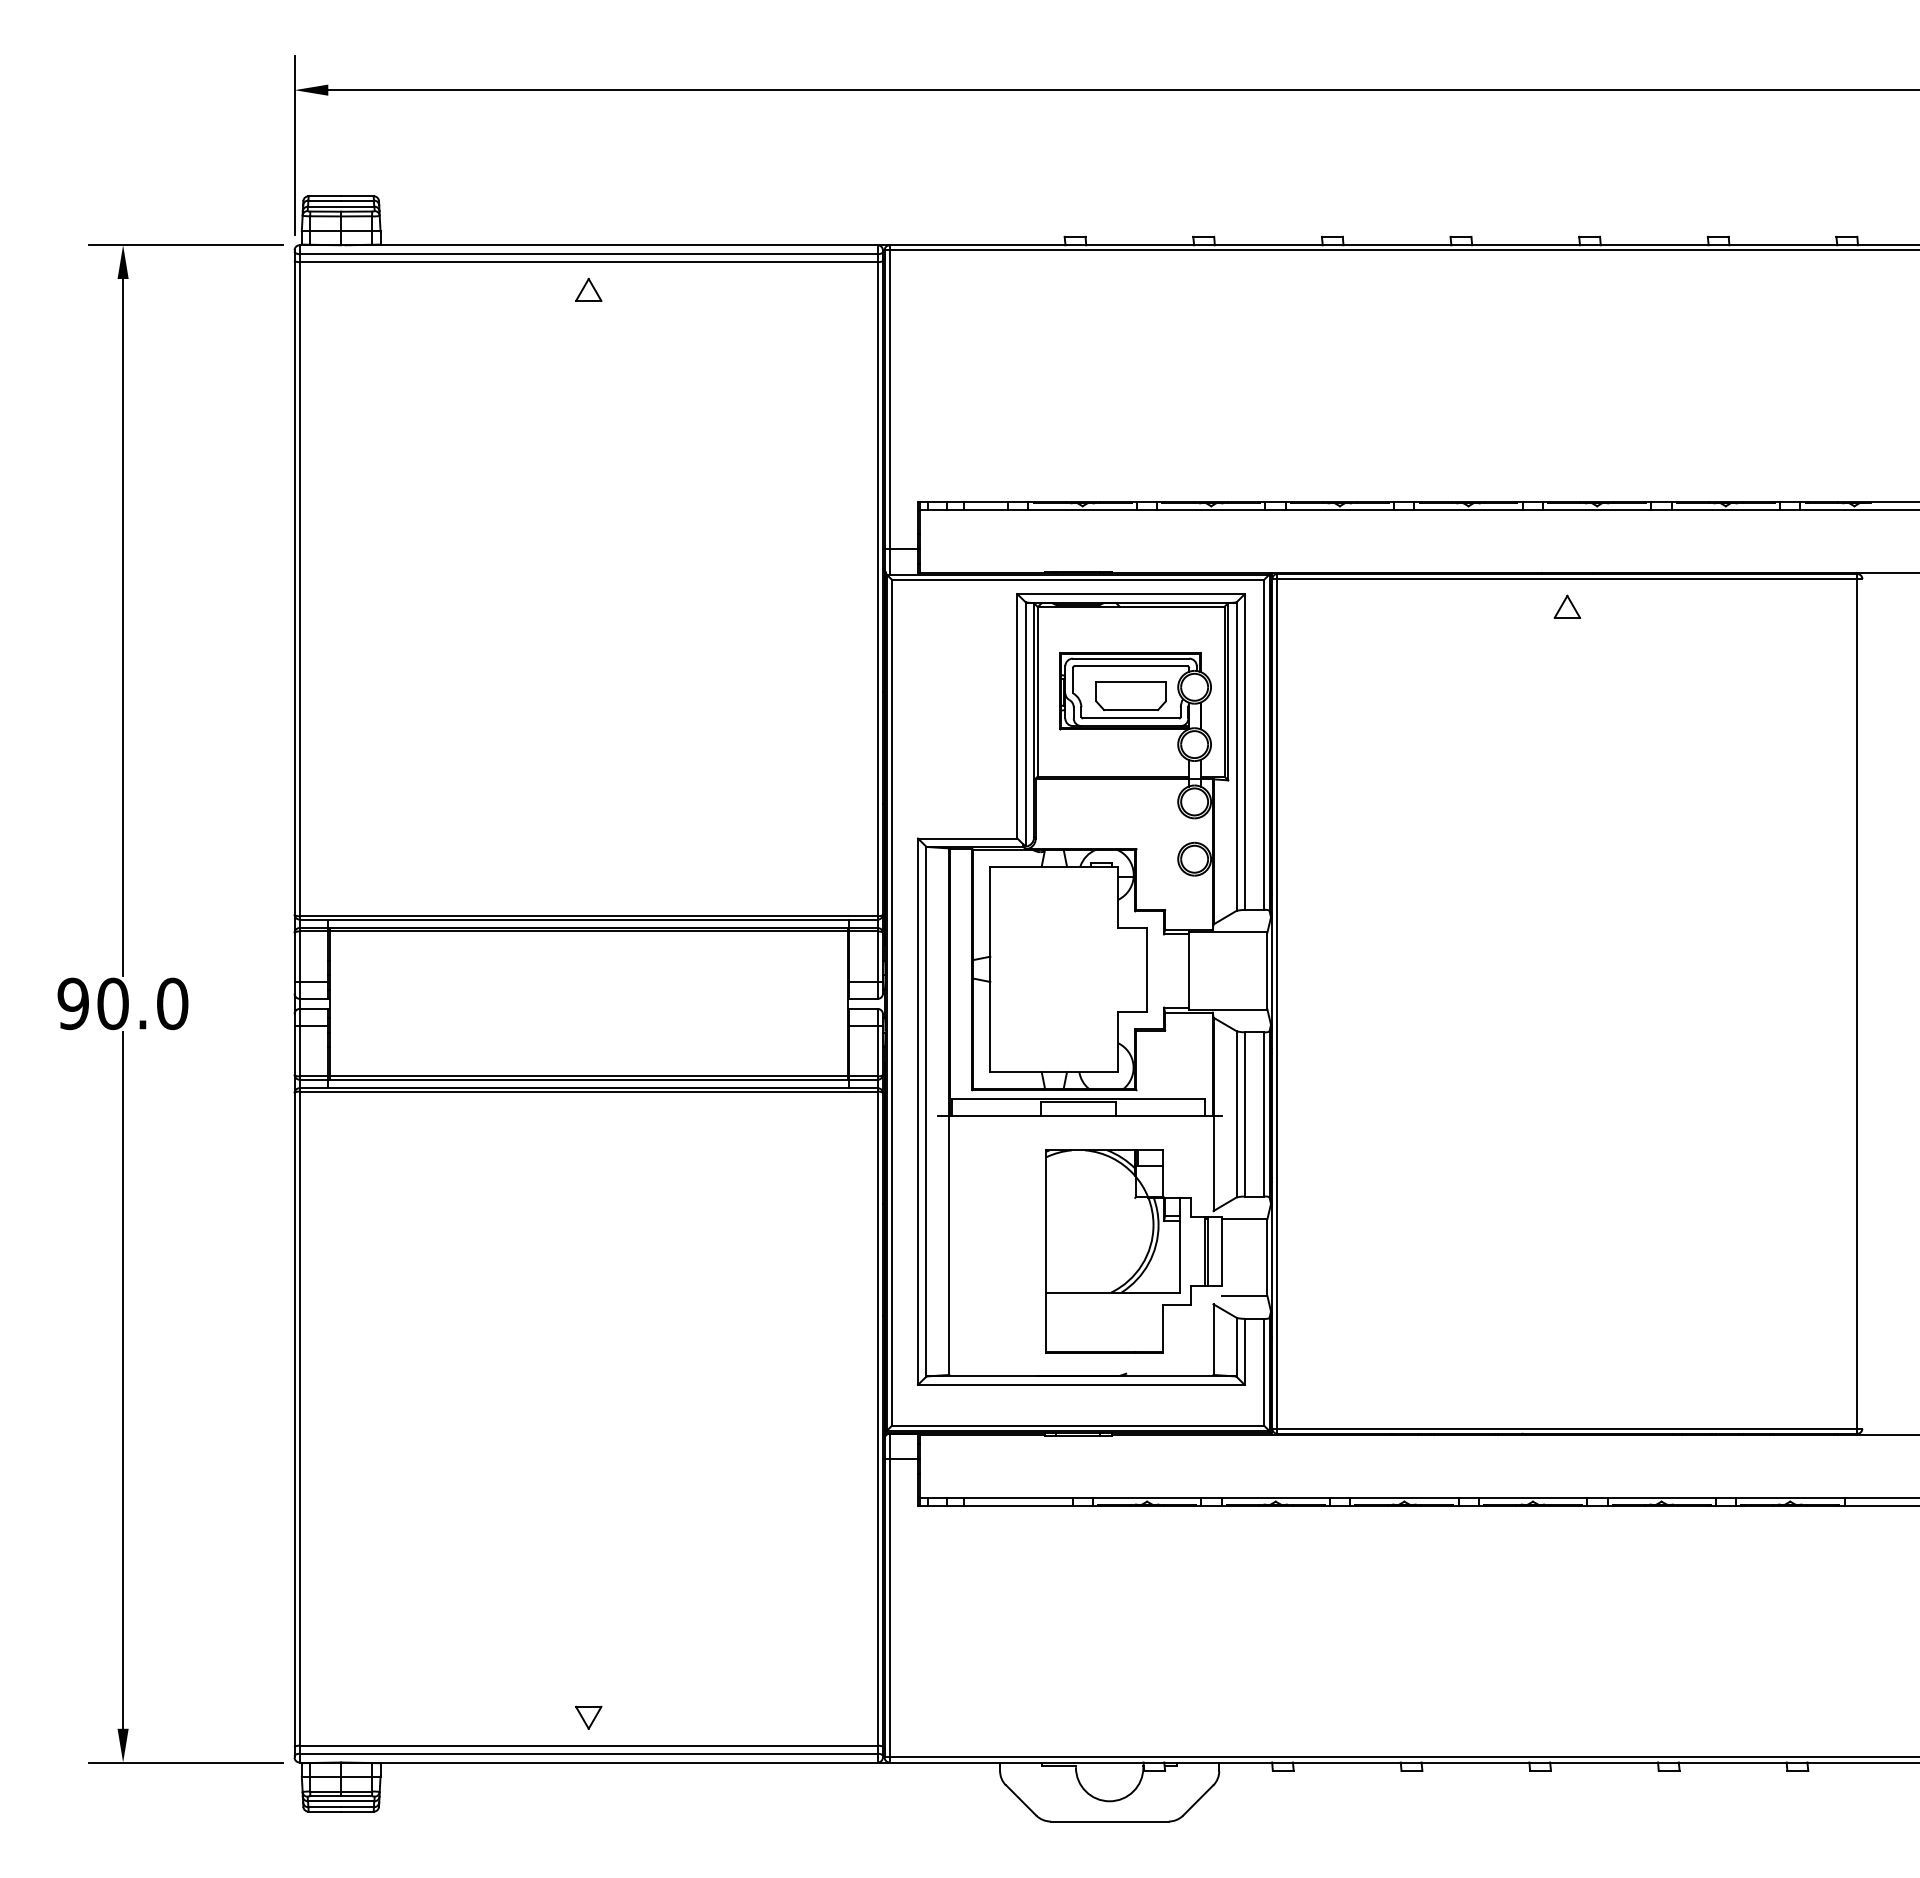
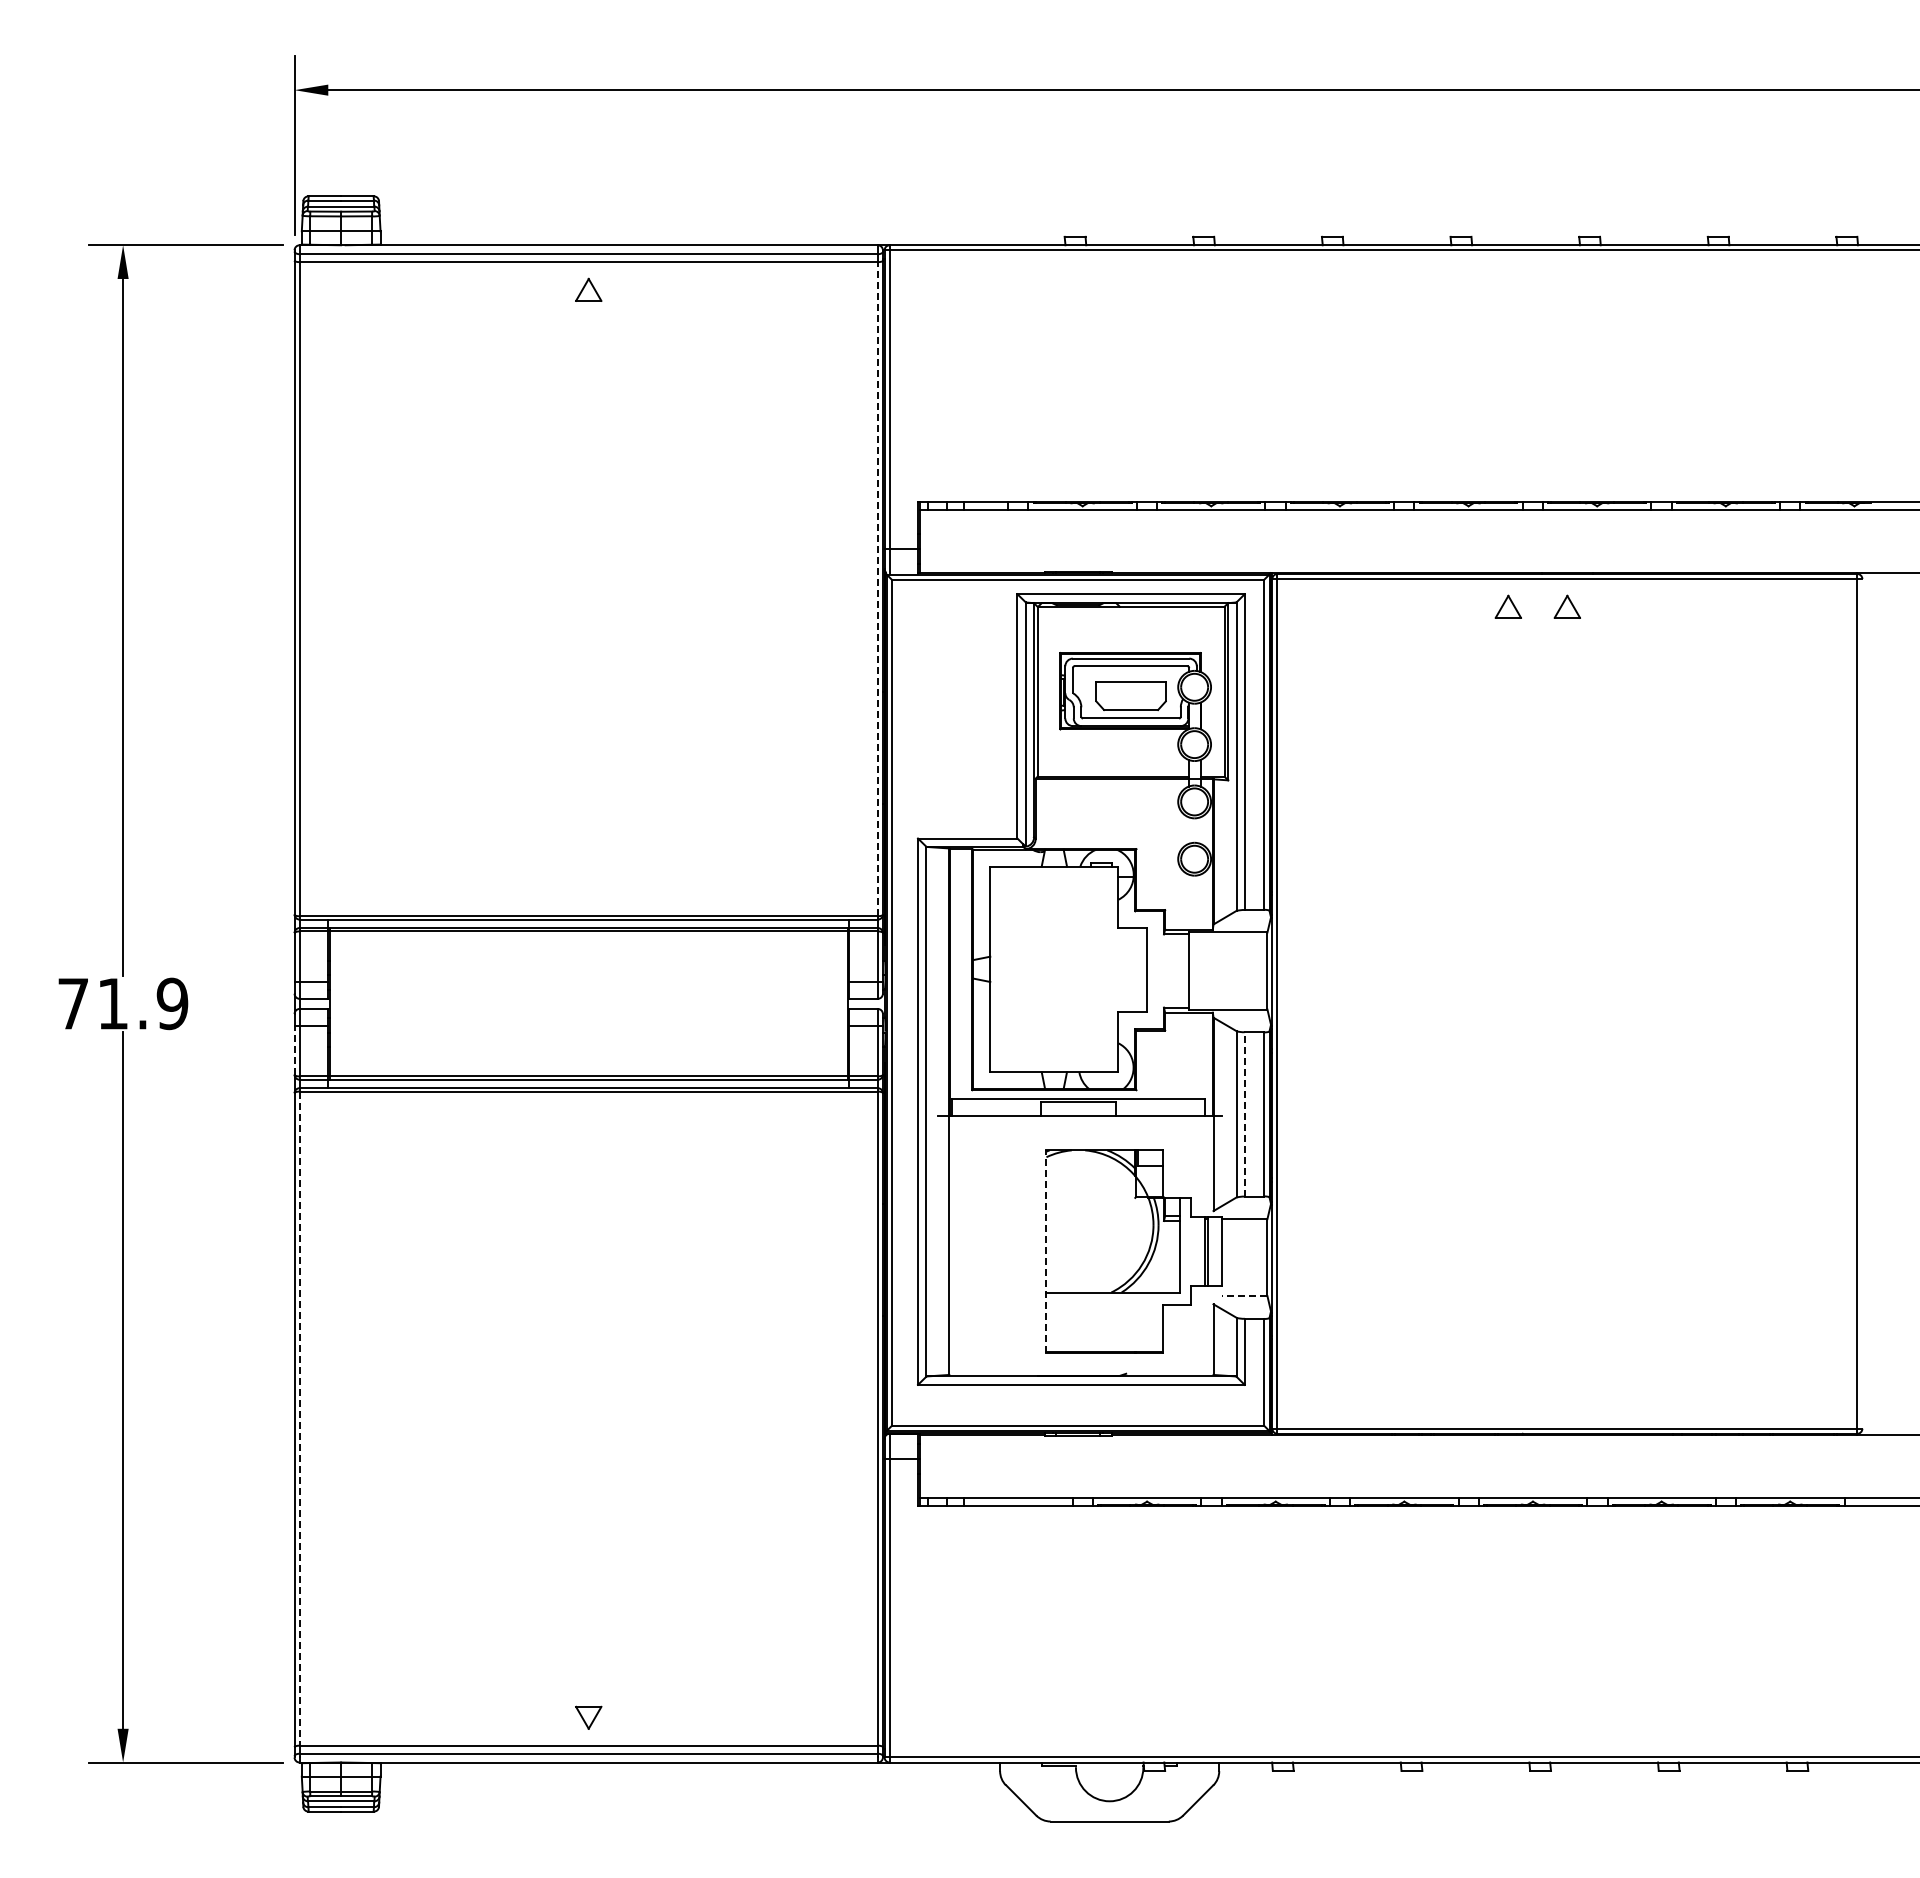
line: solid -> dashed (877, 588)
part: none -> present (1507, 606)
text: 90.0 -> 71.9 (122, 1003)
line: solid -> dashed (294, 1049)
line: solid -> dashed (1244, 1113)
line: solid -> dashed (1046, 1251)
line: solid -> dashed (1244, 1296)
line: solid -> dashed (299, 1419)
